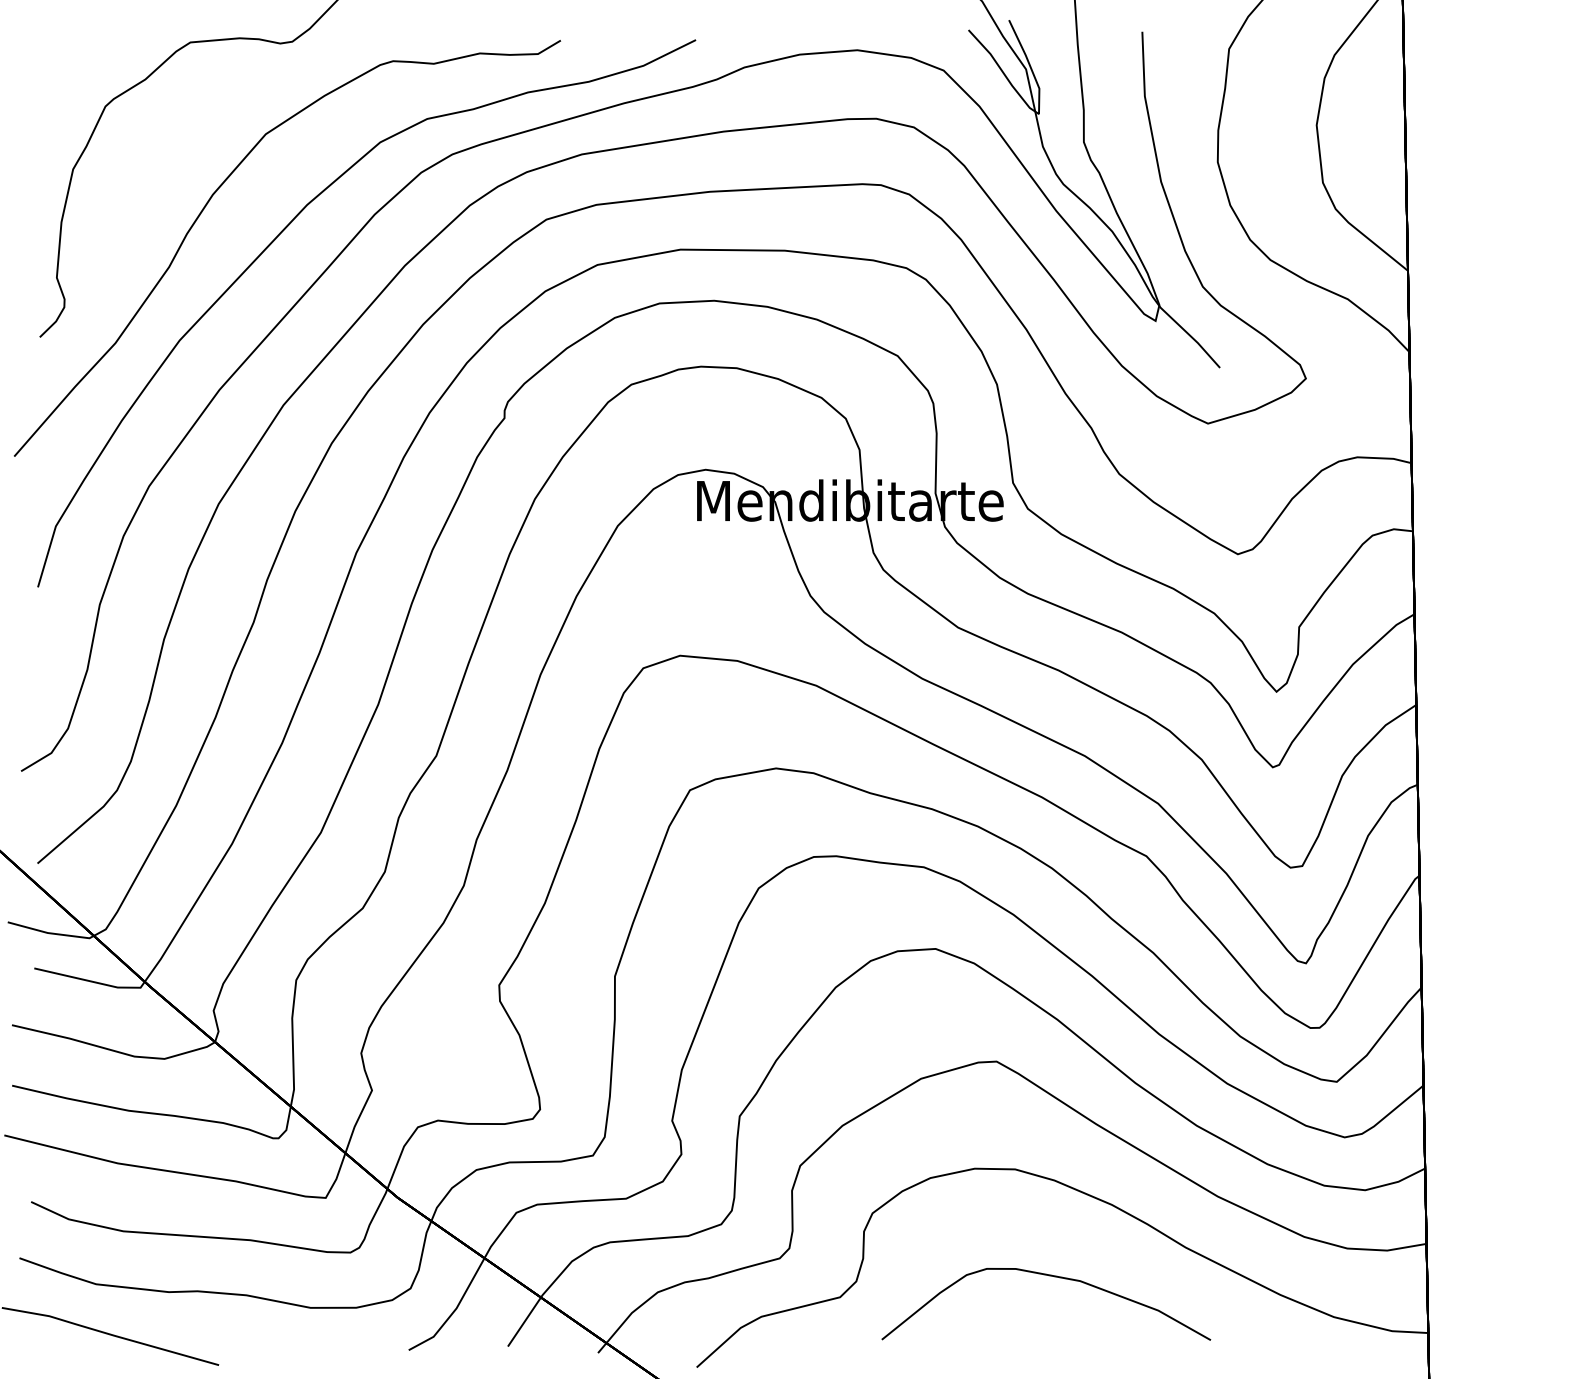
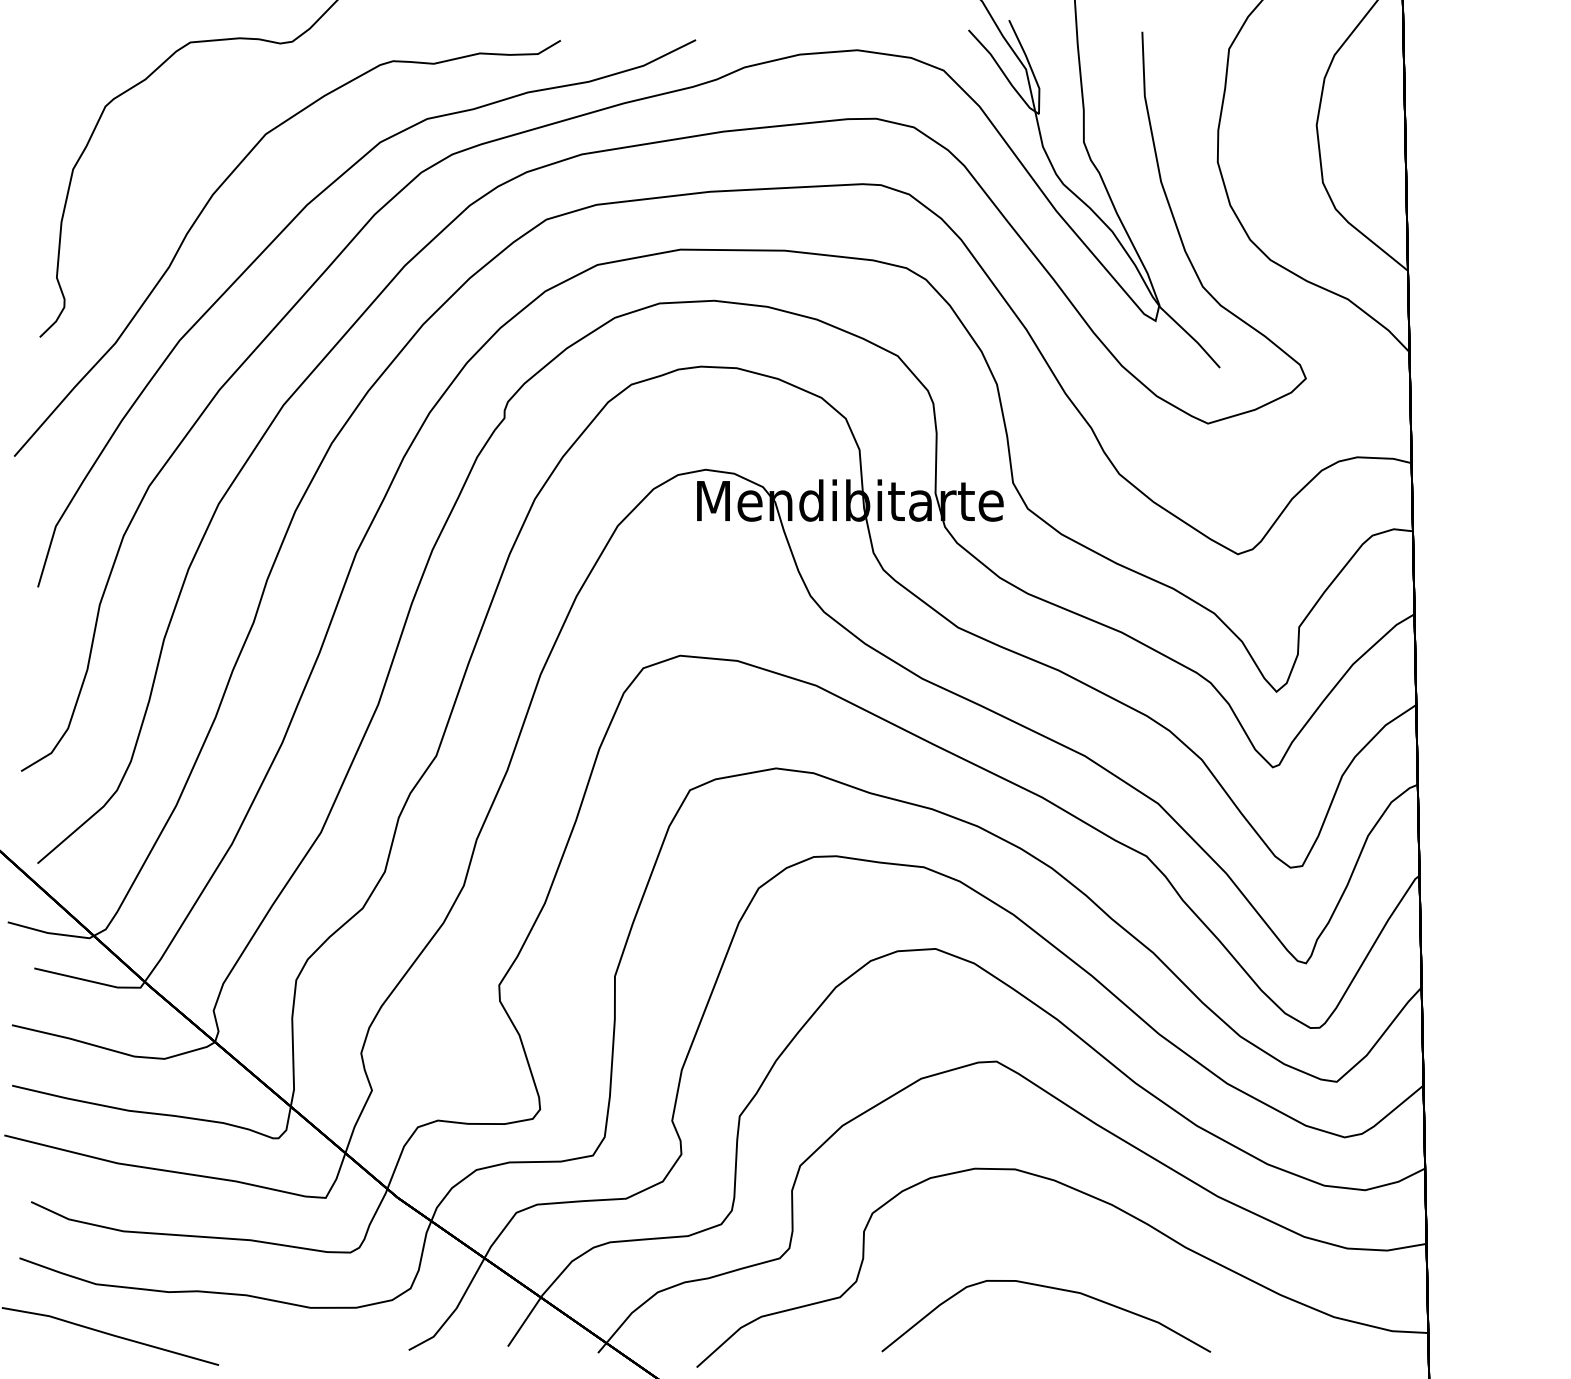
part position: (1049, 1276) -> (1049, 1288) (1049, 1288)
